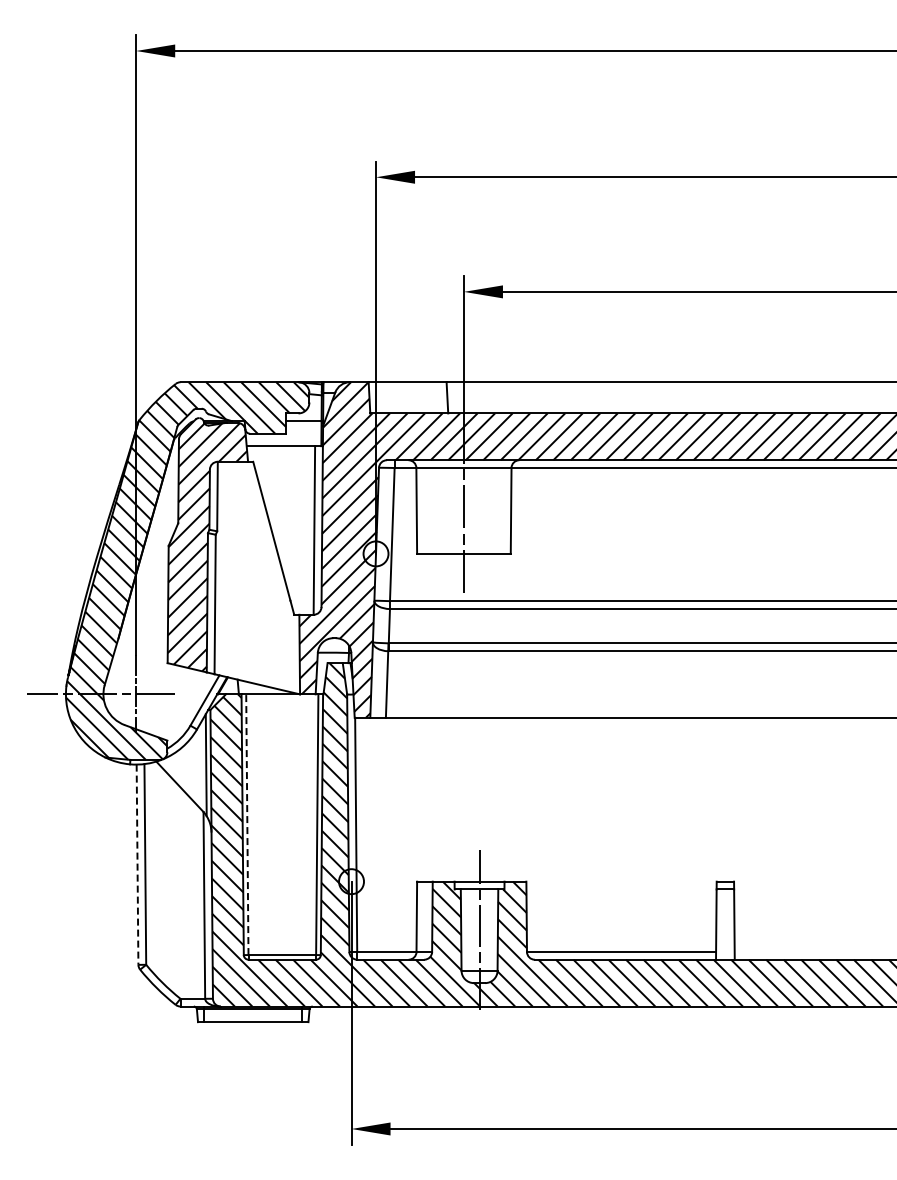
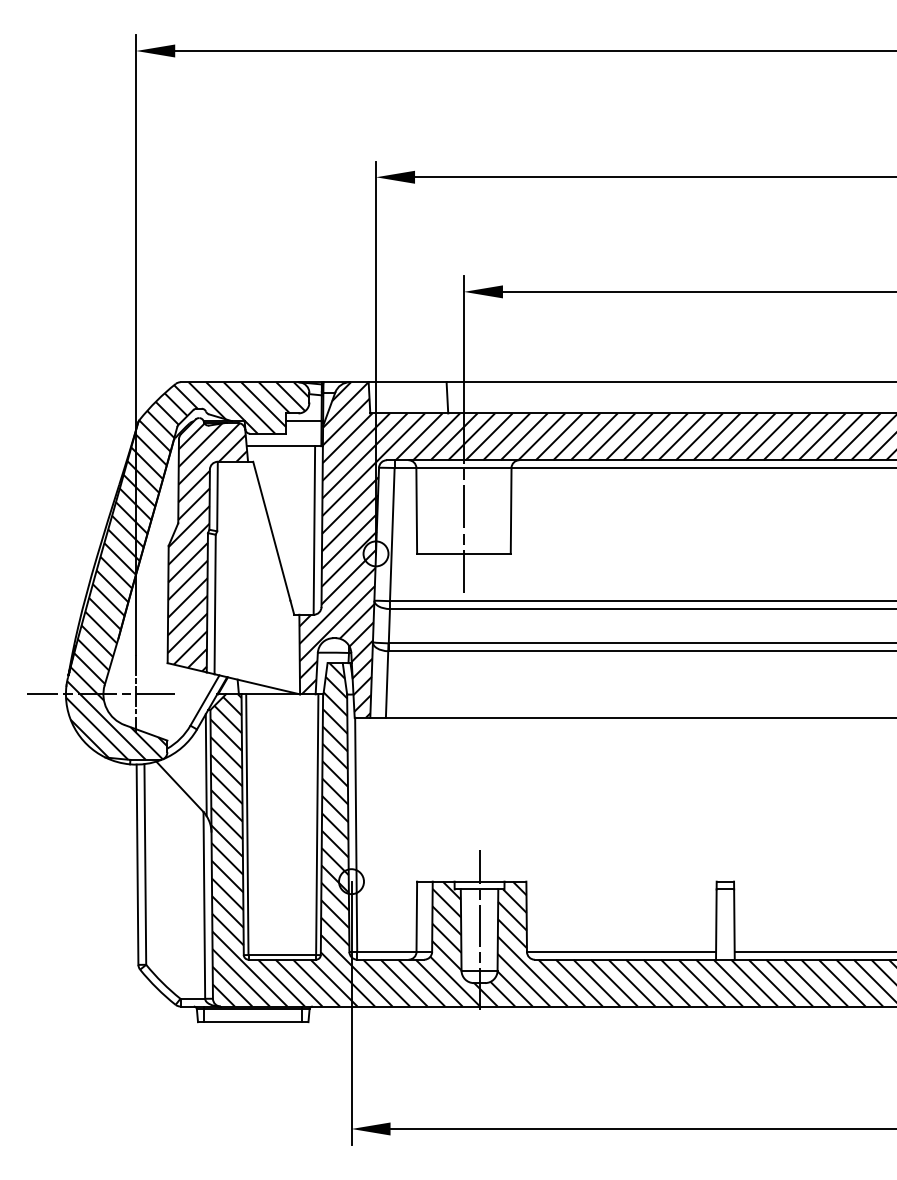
line: dashed -> solid (247, 824)
line: dashed -> solid (137, 865)
line: none -> present (813, 951)
